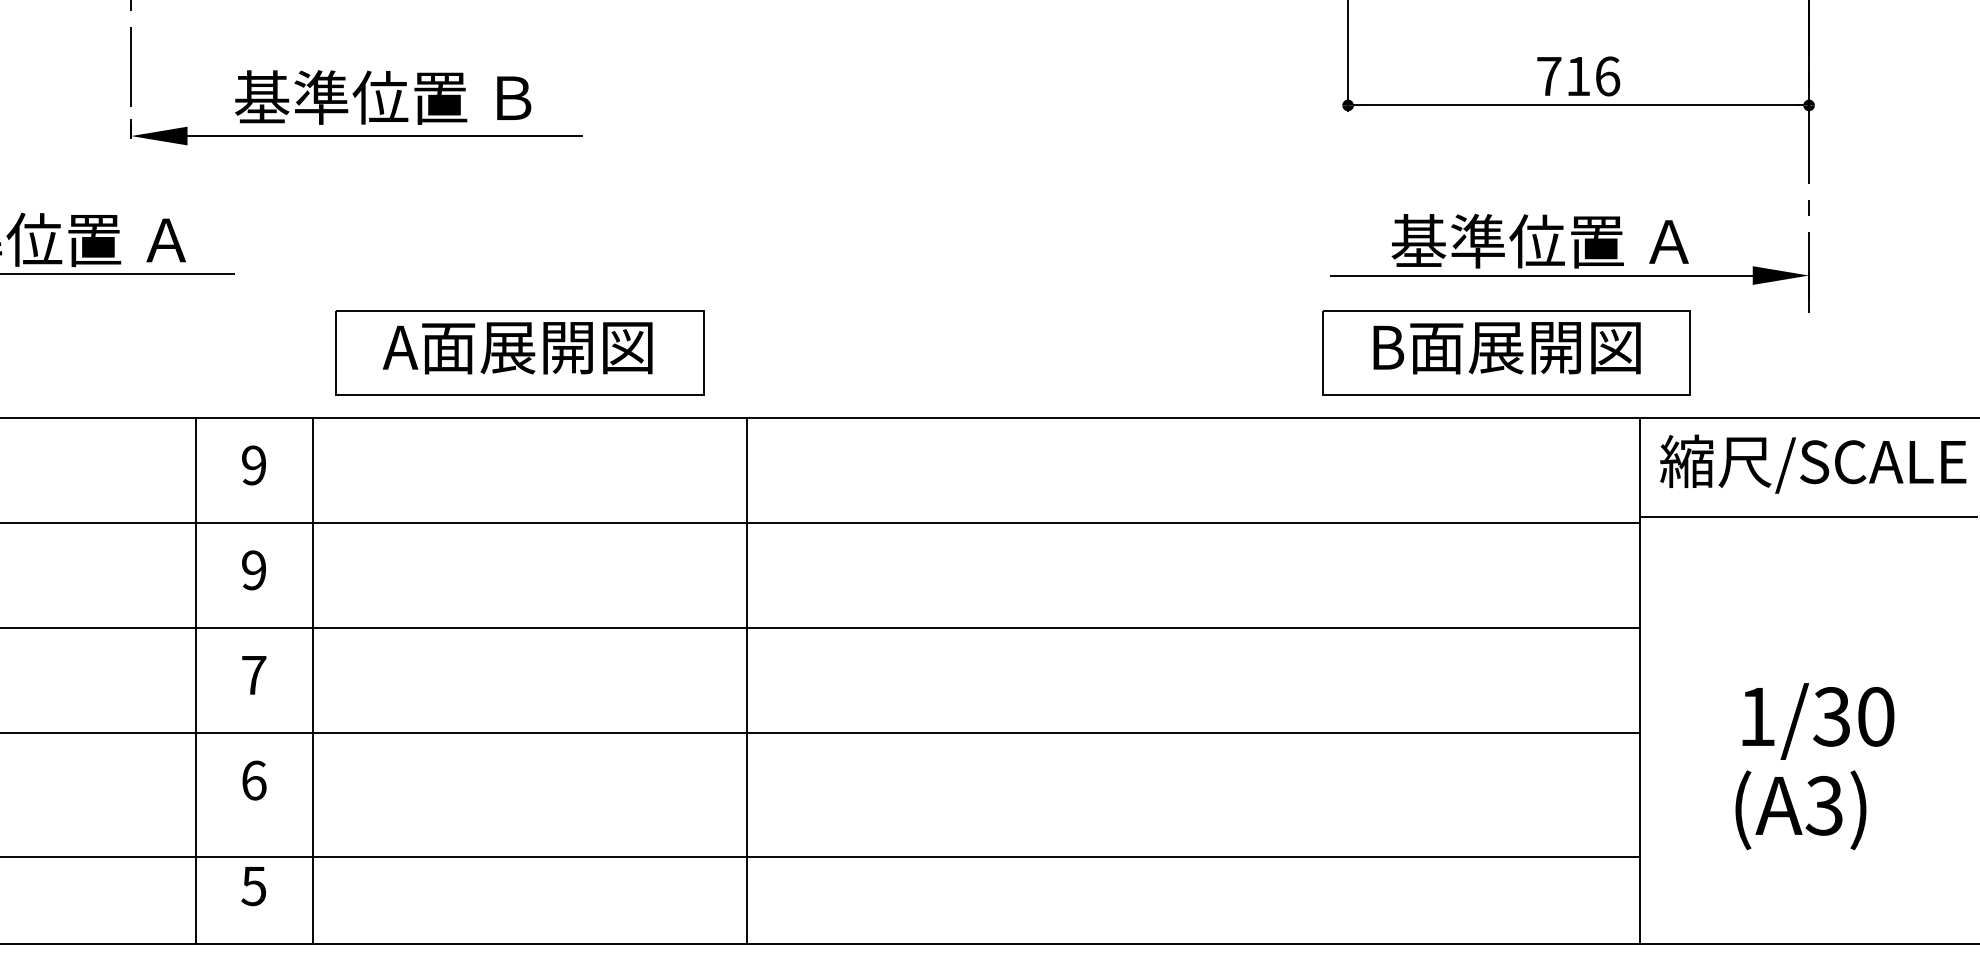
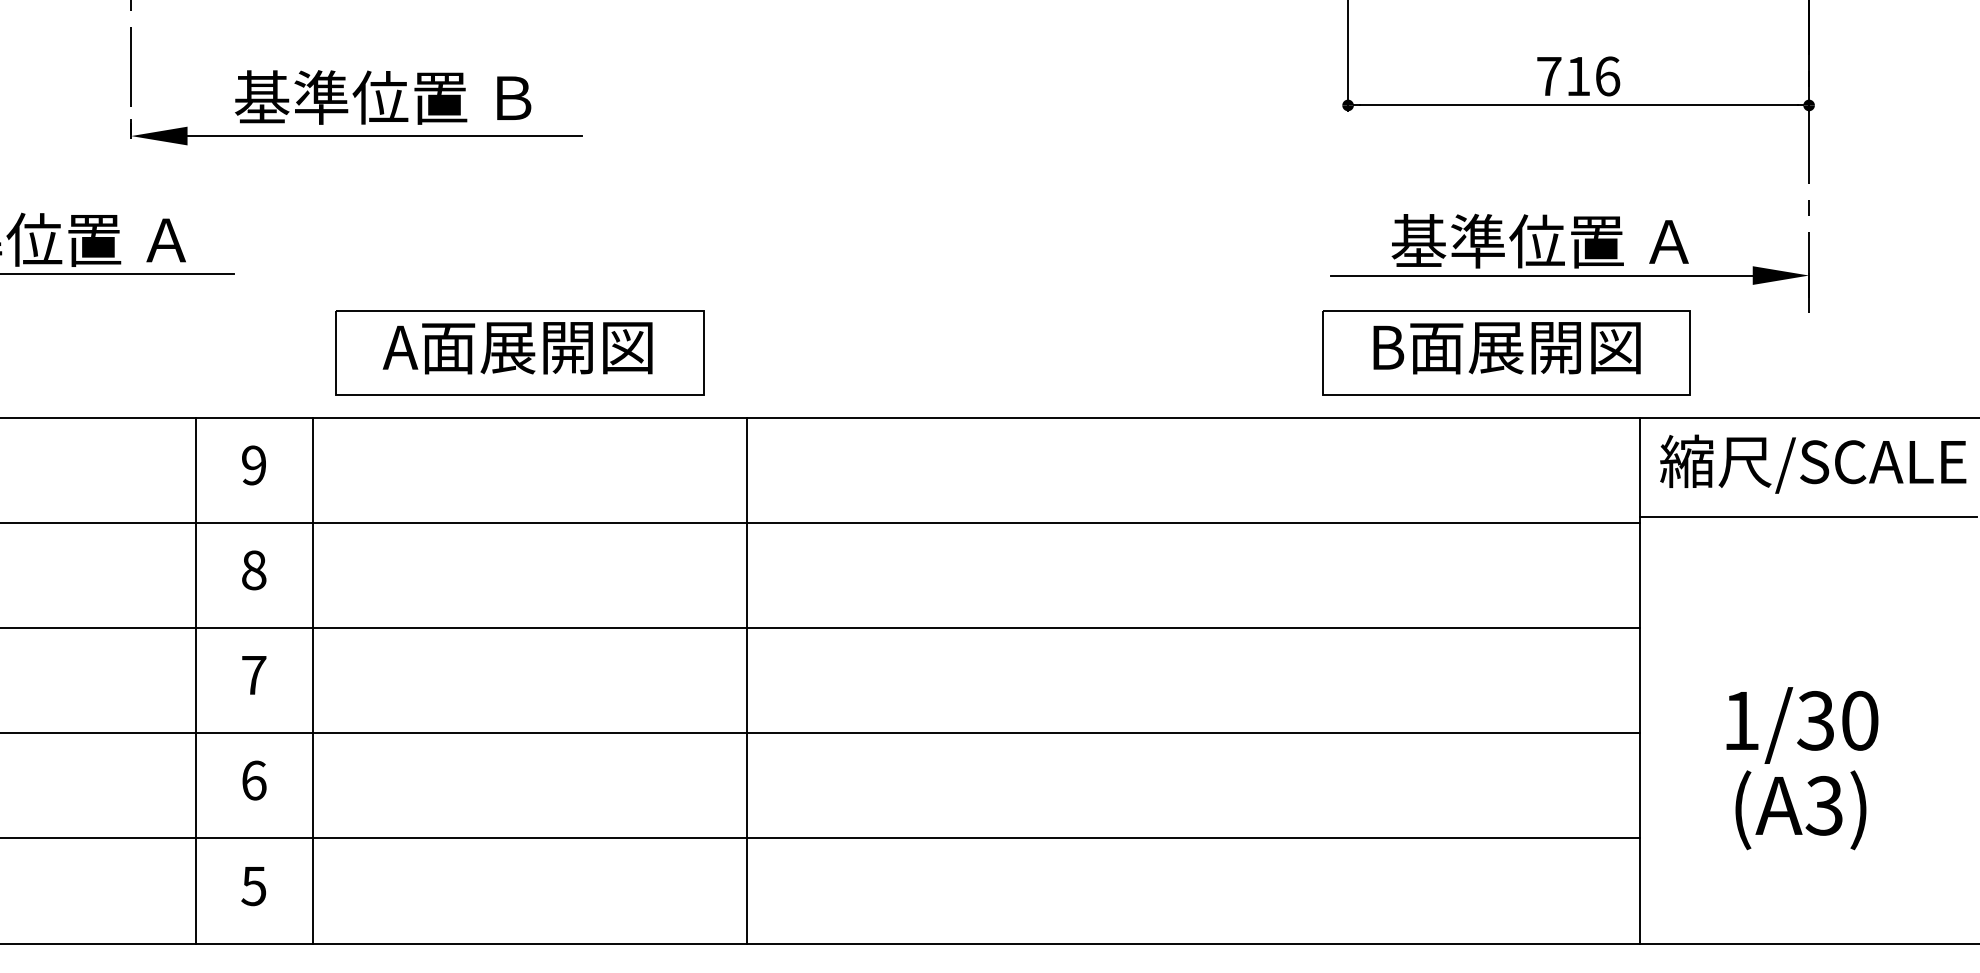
text: 9 -> 8 (254, 570)
text position: (1818, 721) -> (1802, 725) (1802, 725)
line position: (820, 857) -> (820, 838) (820, 838)
